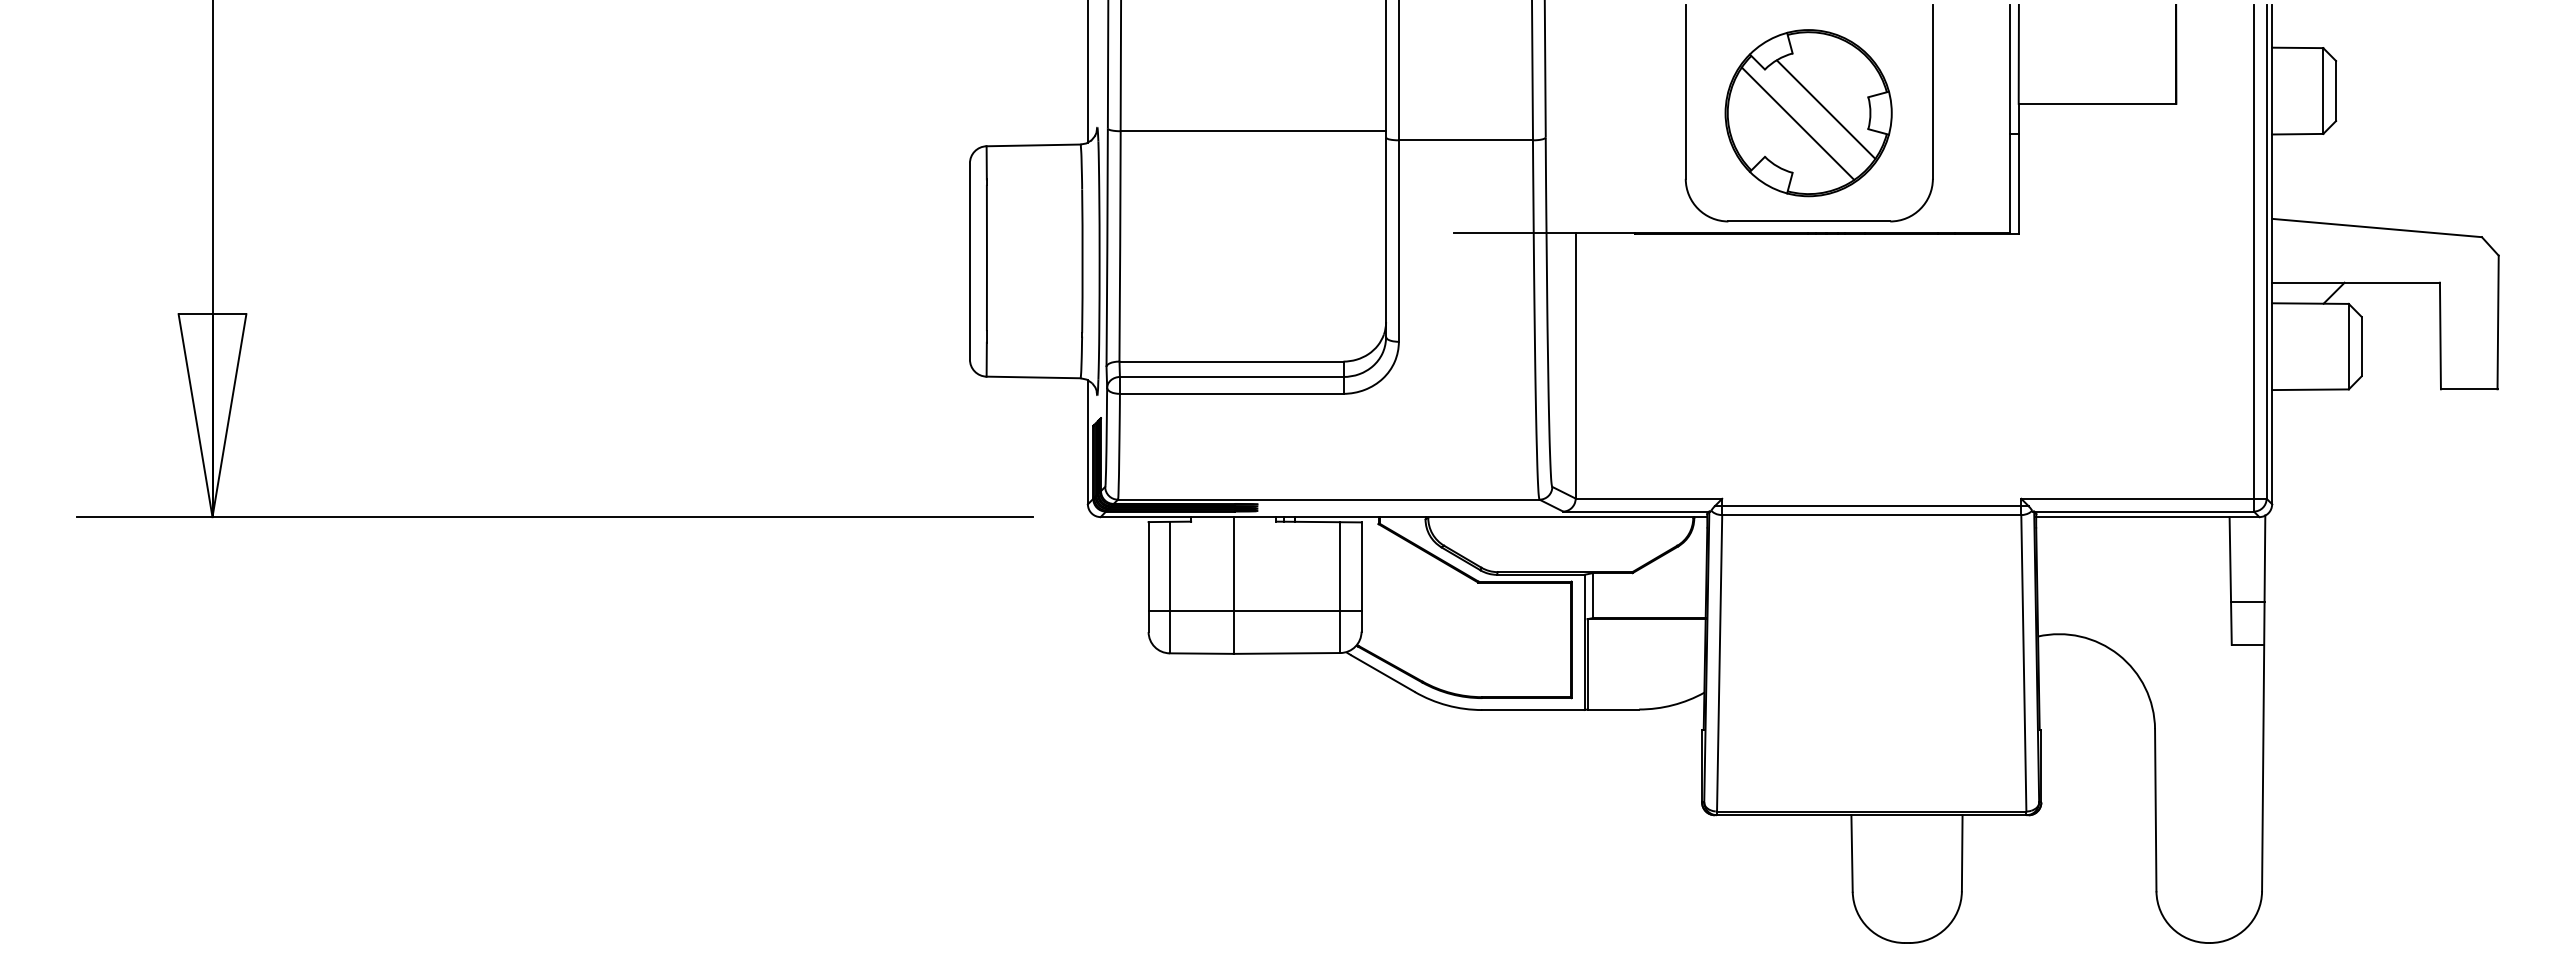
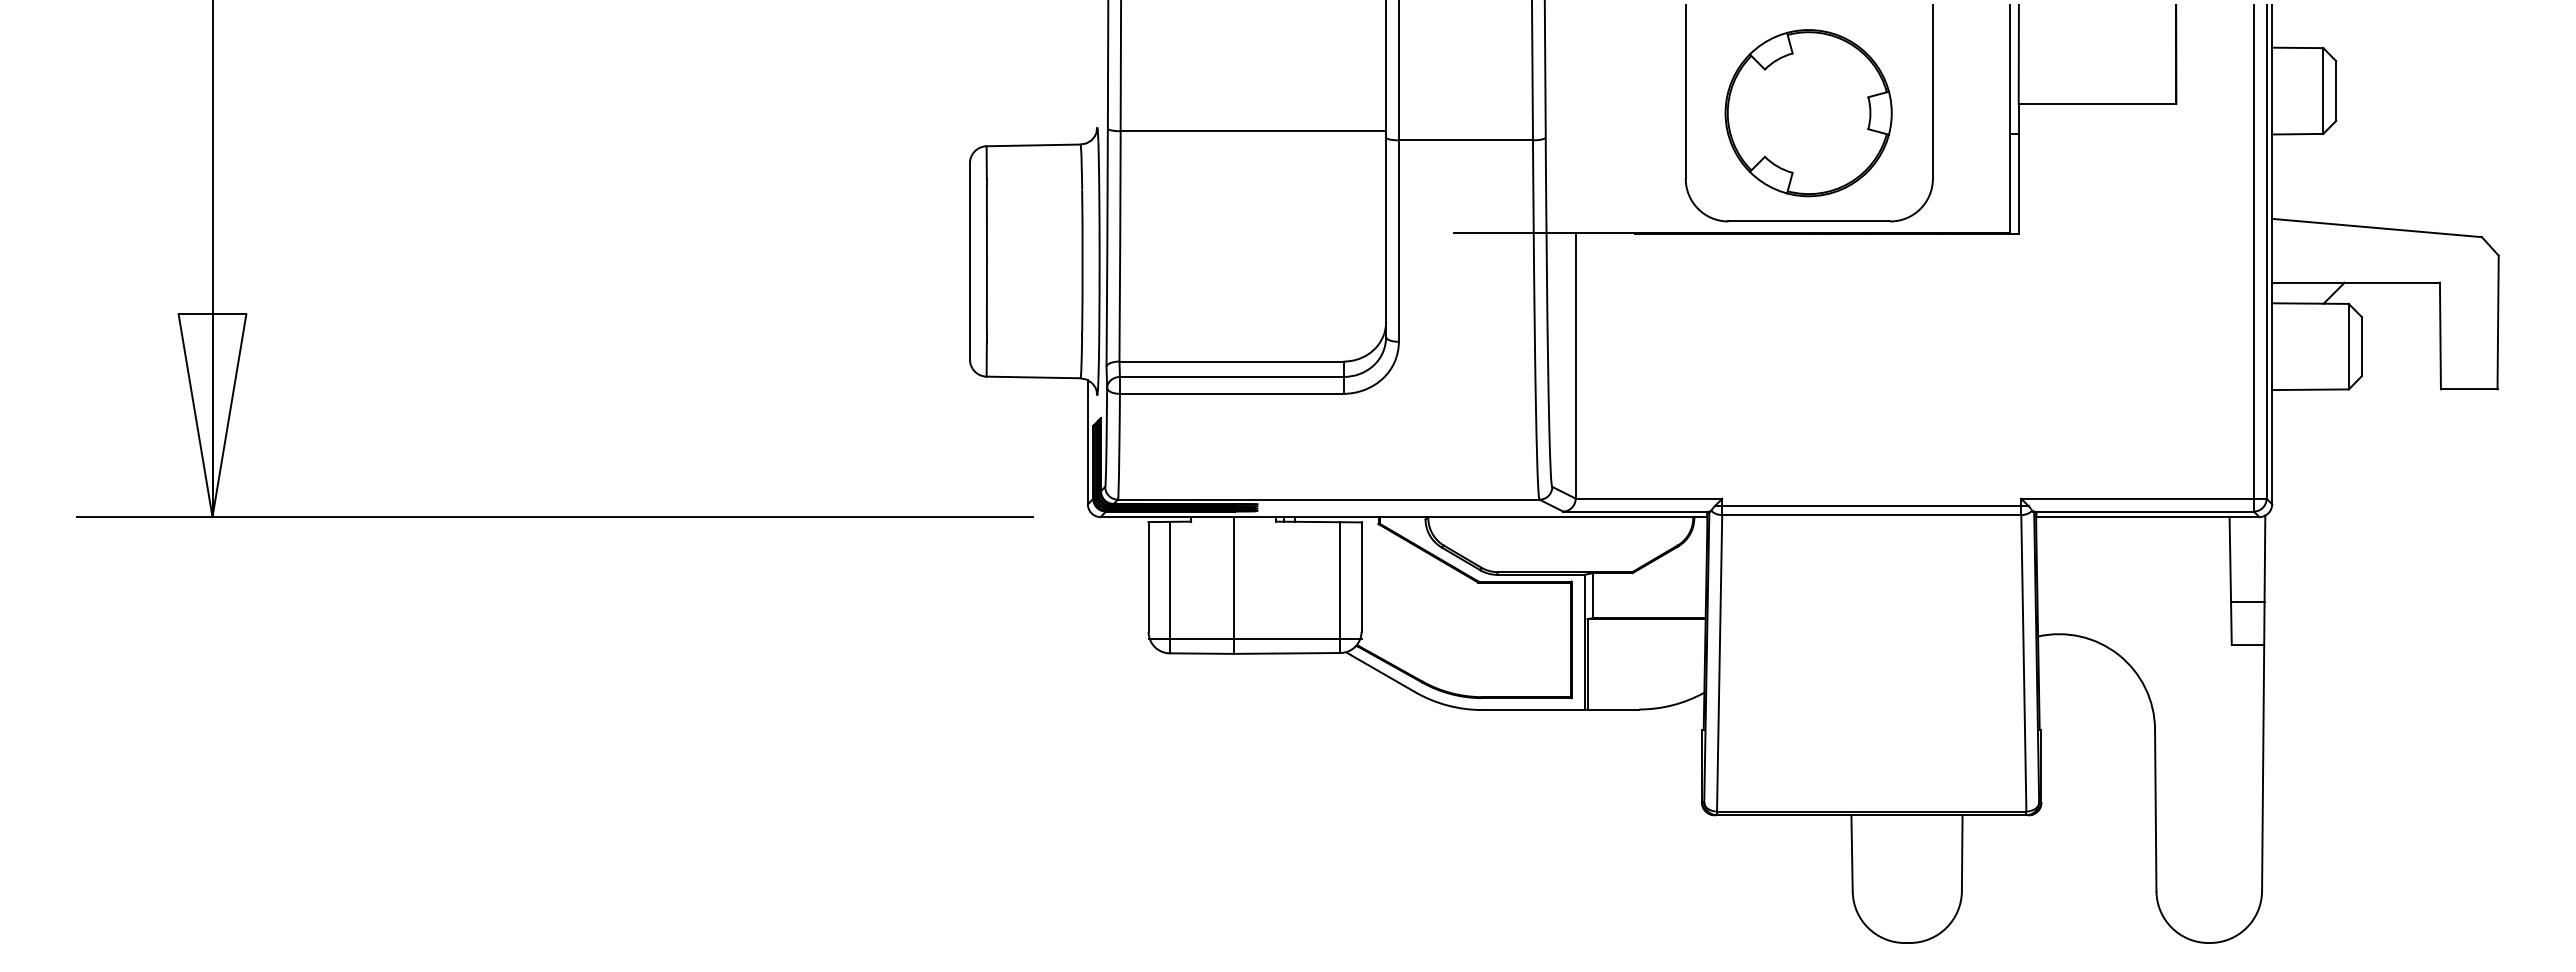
line: present -> none (1087, 72)
line: present -> none (1825, 109)
line: present -> none (1797, 123)
line position: (1254, 611) -> (1254, 639) (1254, 639)
